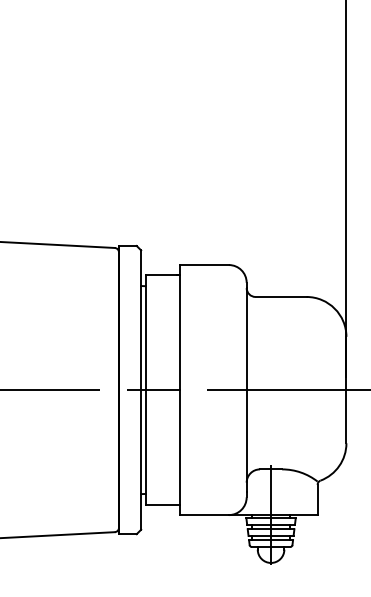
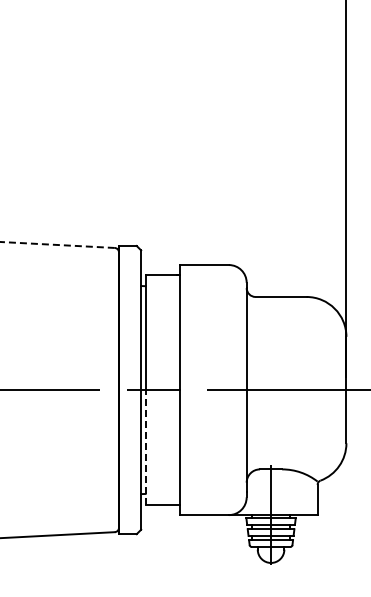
line: solid -> dashed (56, 244)
line: solid -> dashed (145, 447)
